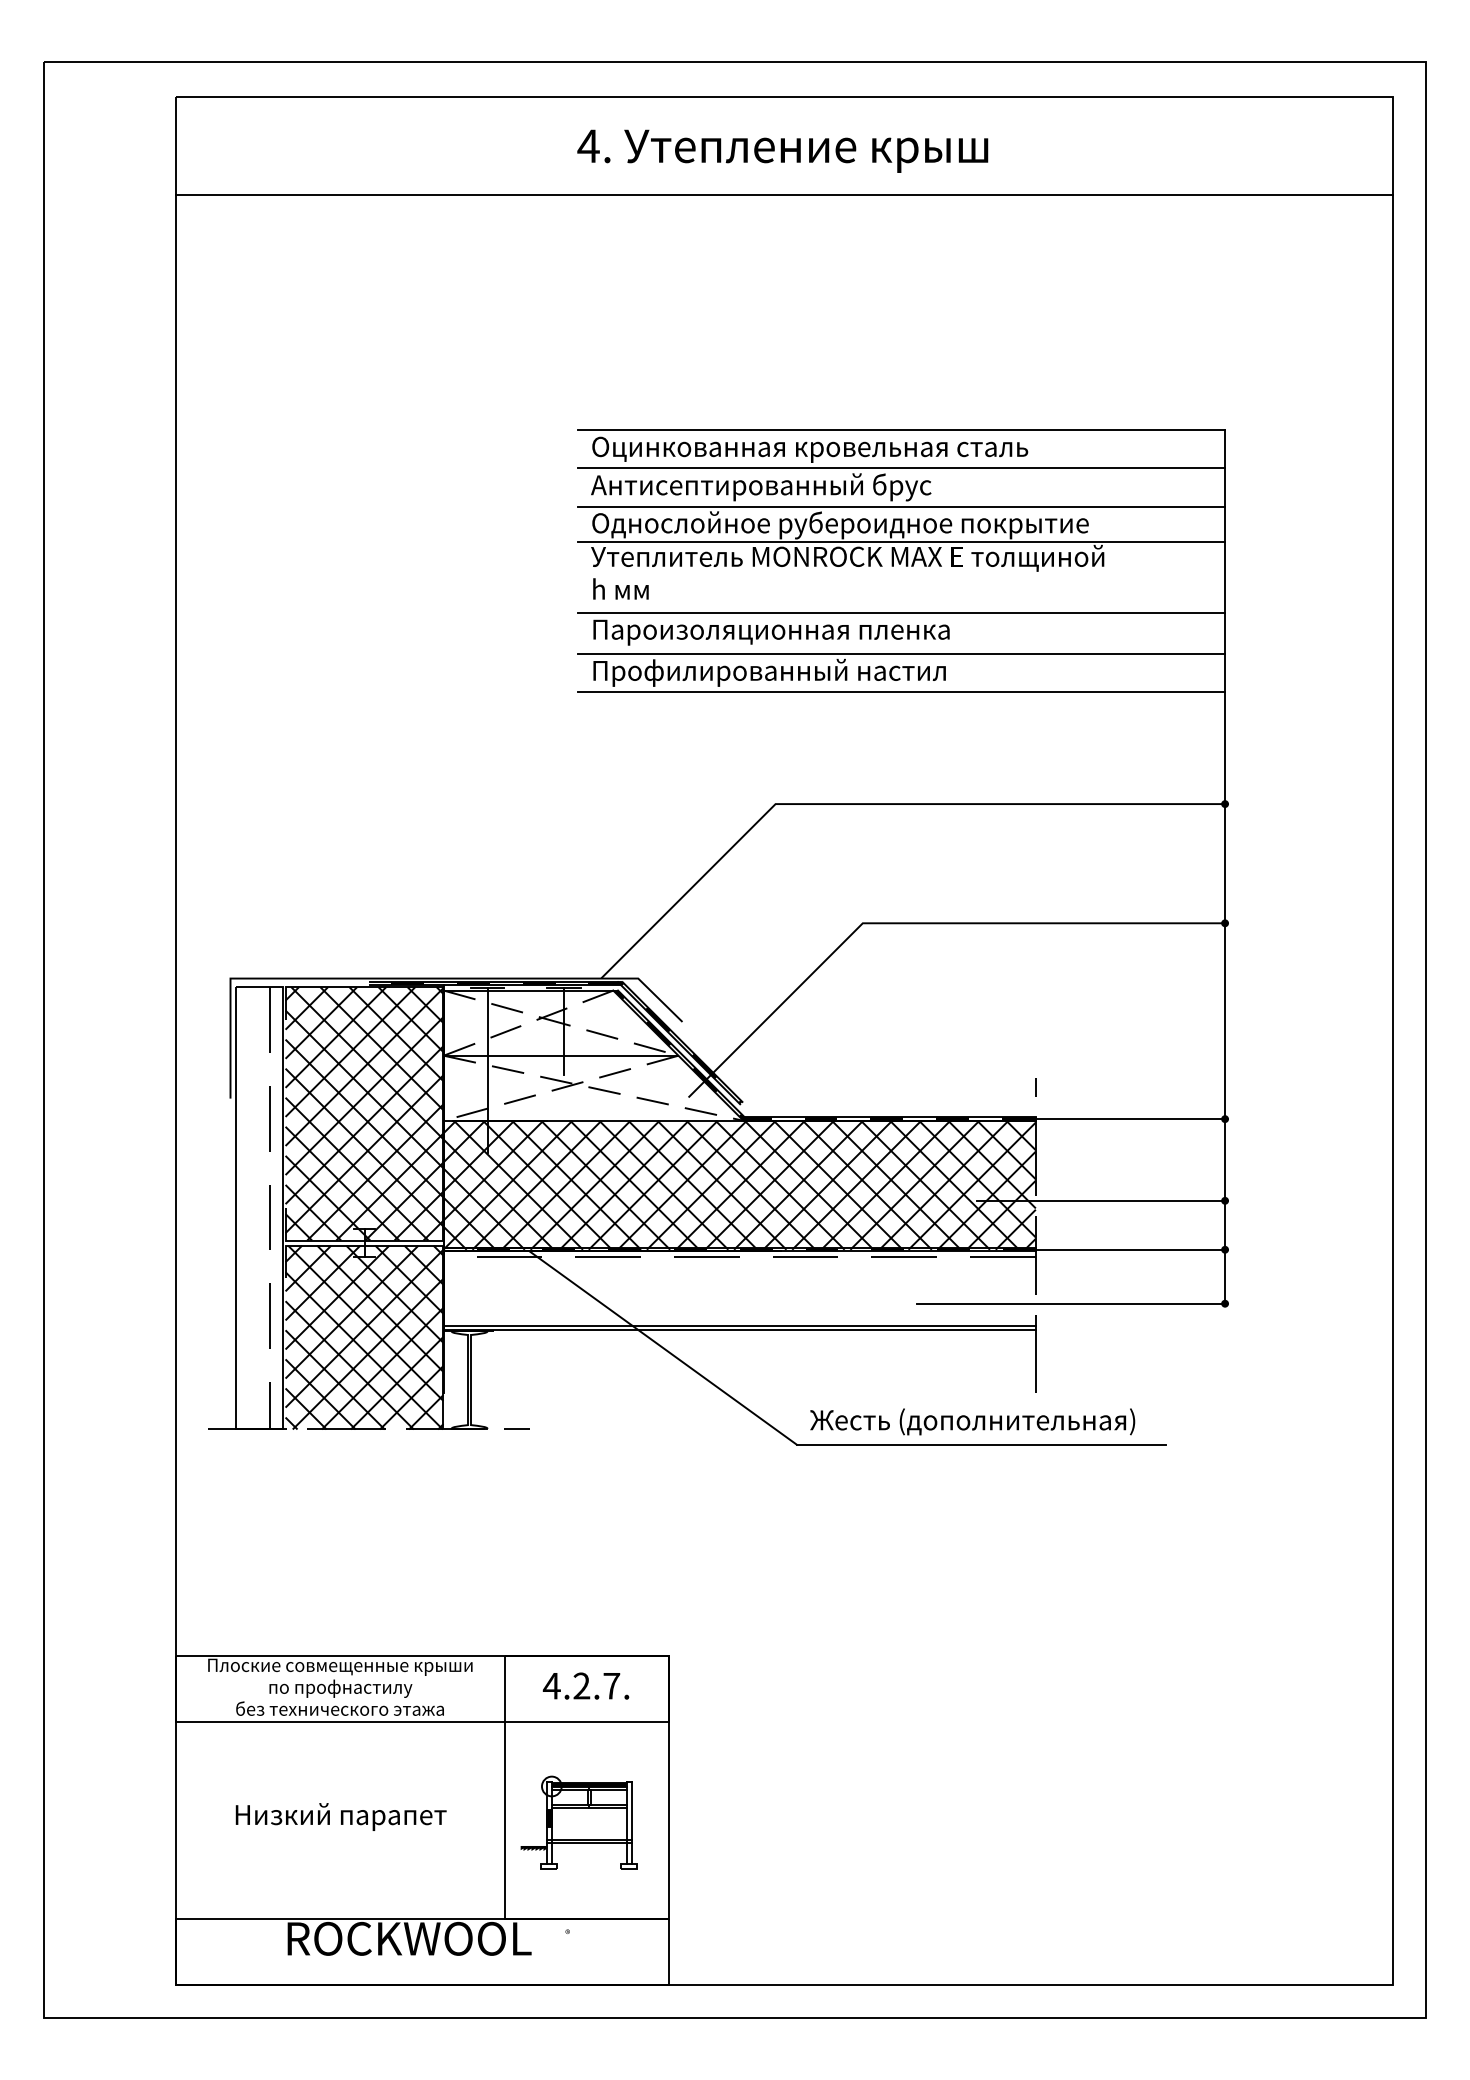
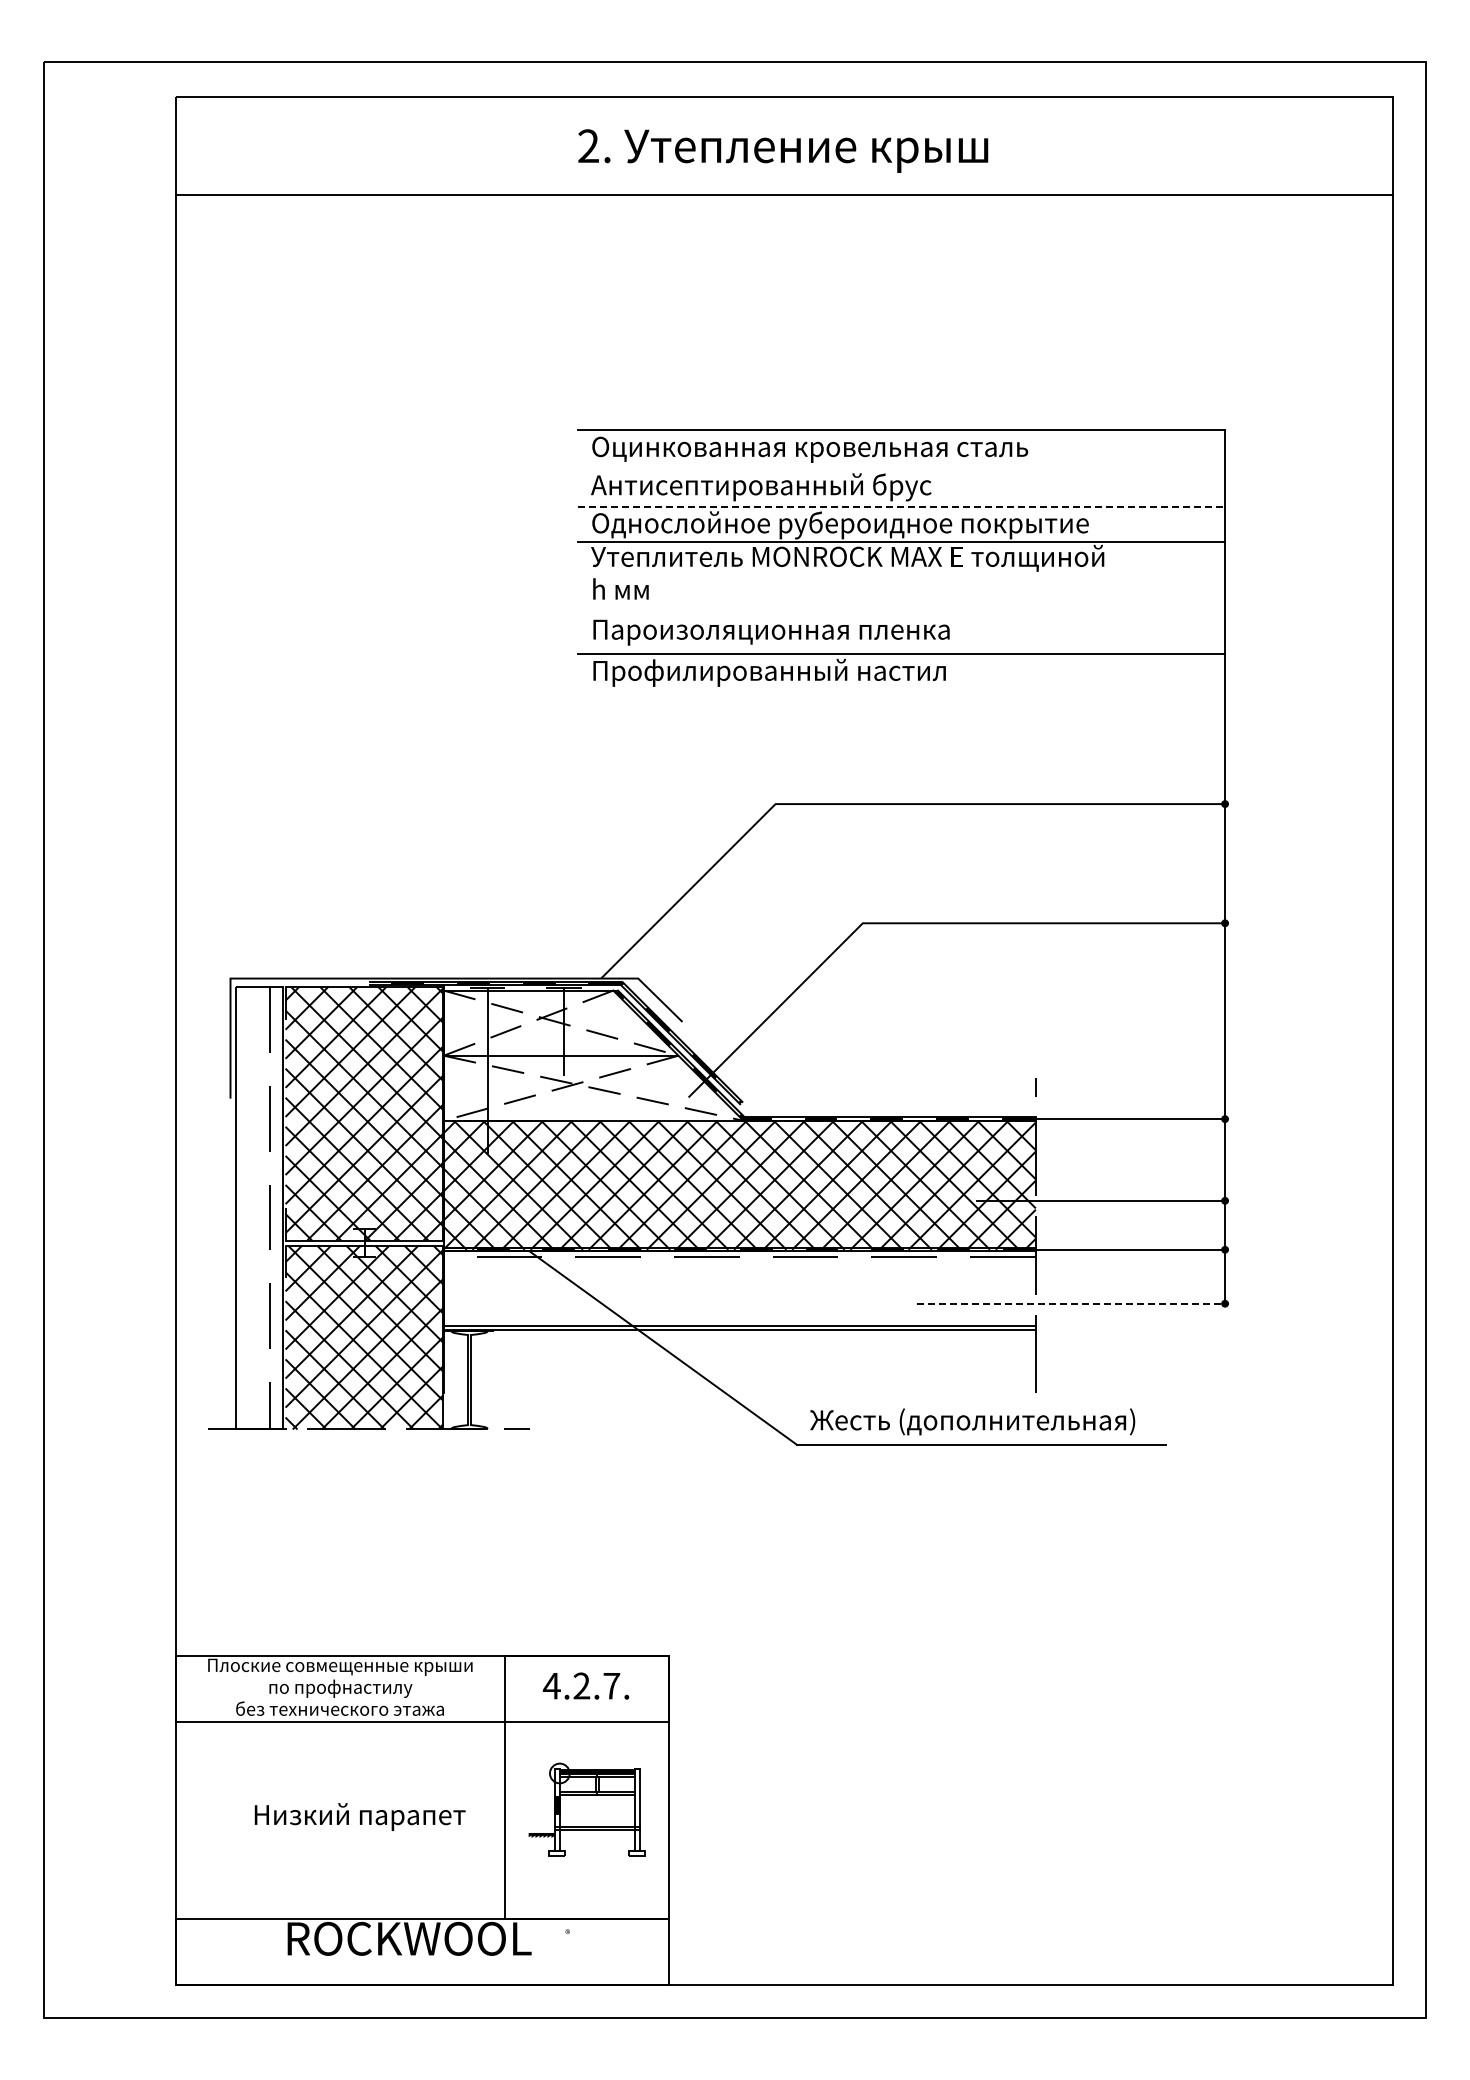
text: 4. -> 2. (588, 145)
line: present -> none (901, 468)
line: solid -> dashed (901, 507)
line: present -> none (901, 613)
line: present -> none (901, 691)
line: solid -> dashed (1071, 1303)
text position: (340, 1816) -> (359, 1816) (359, 1816)
part position: (578, 1822) -> (586, 1809) (586, 1809)
